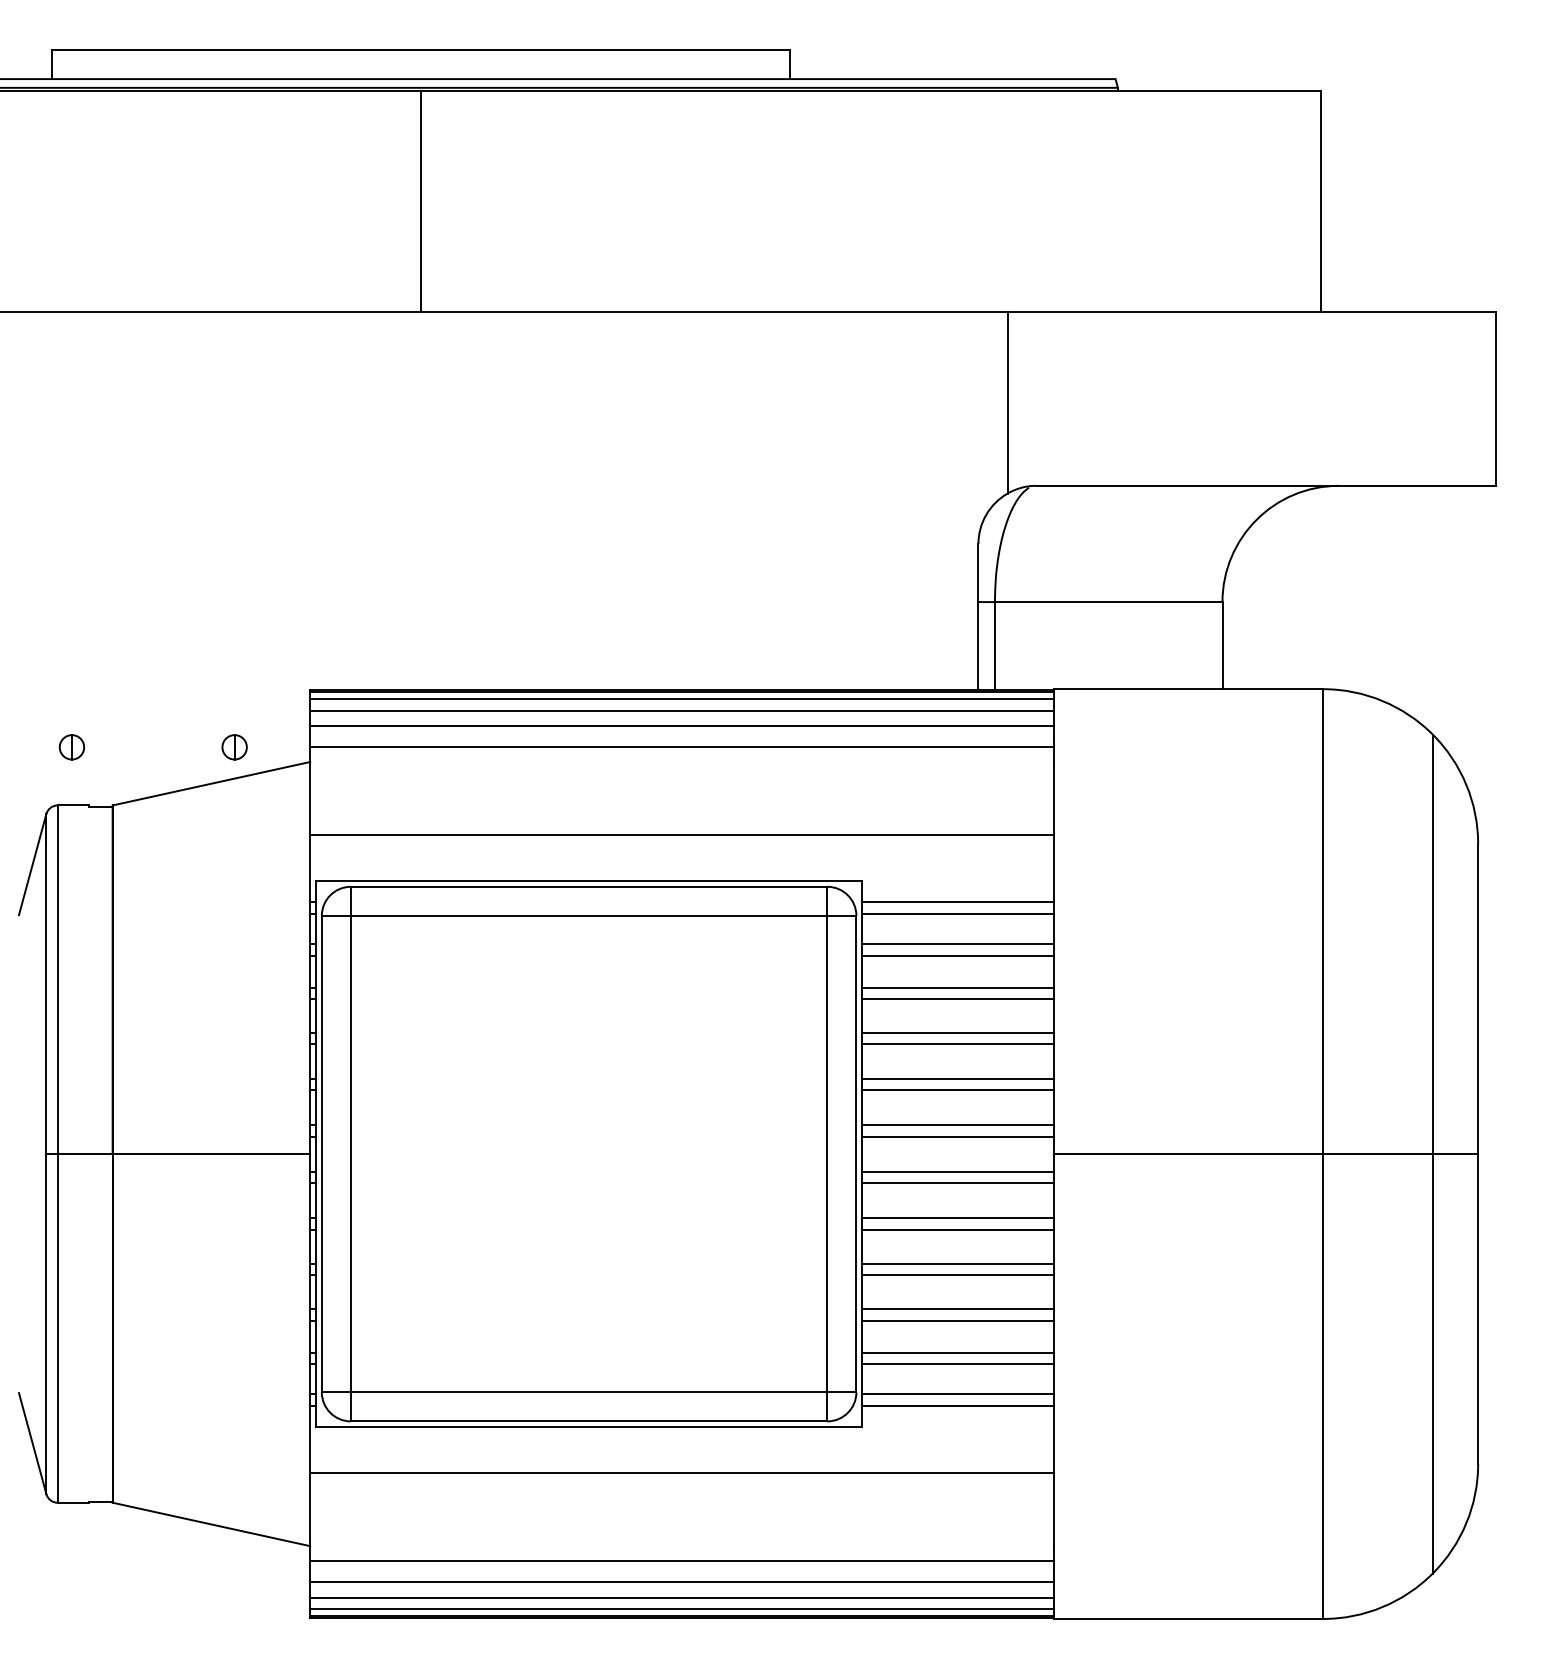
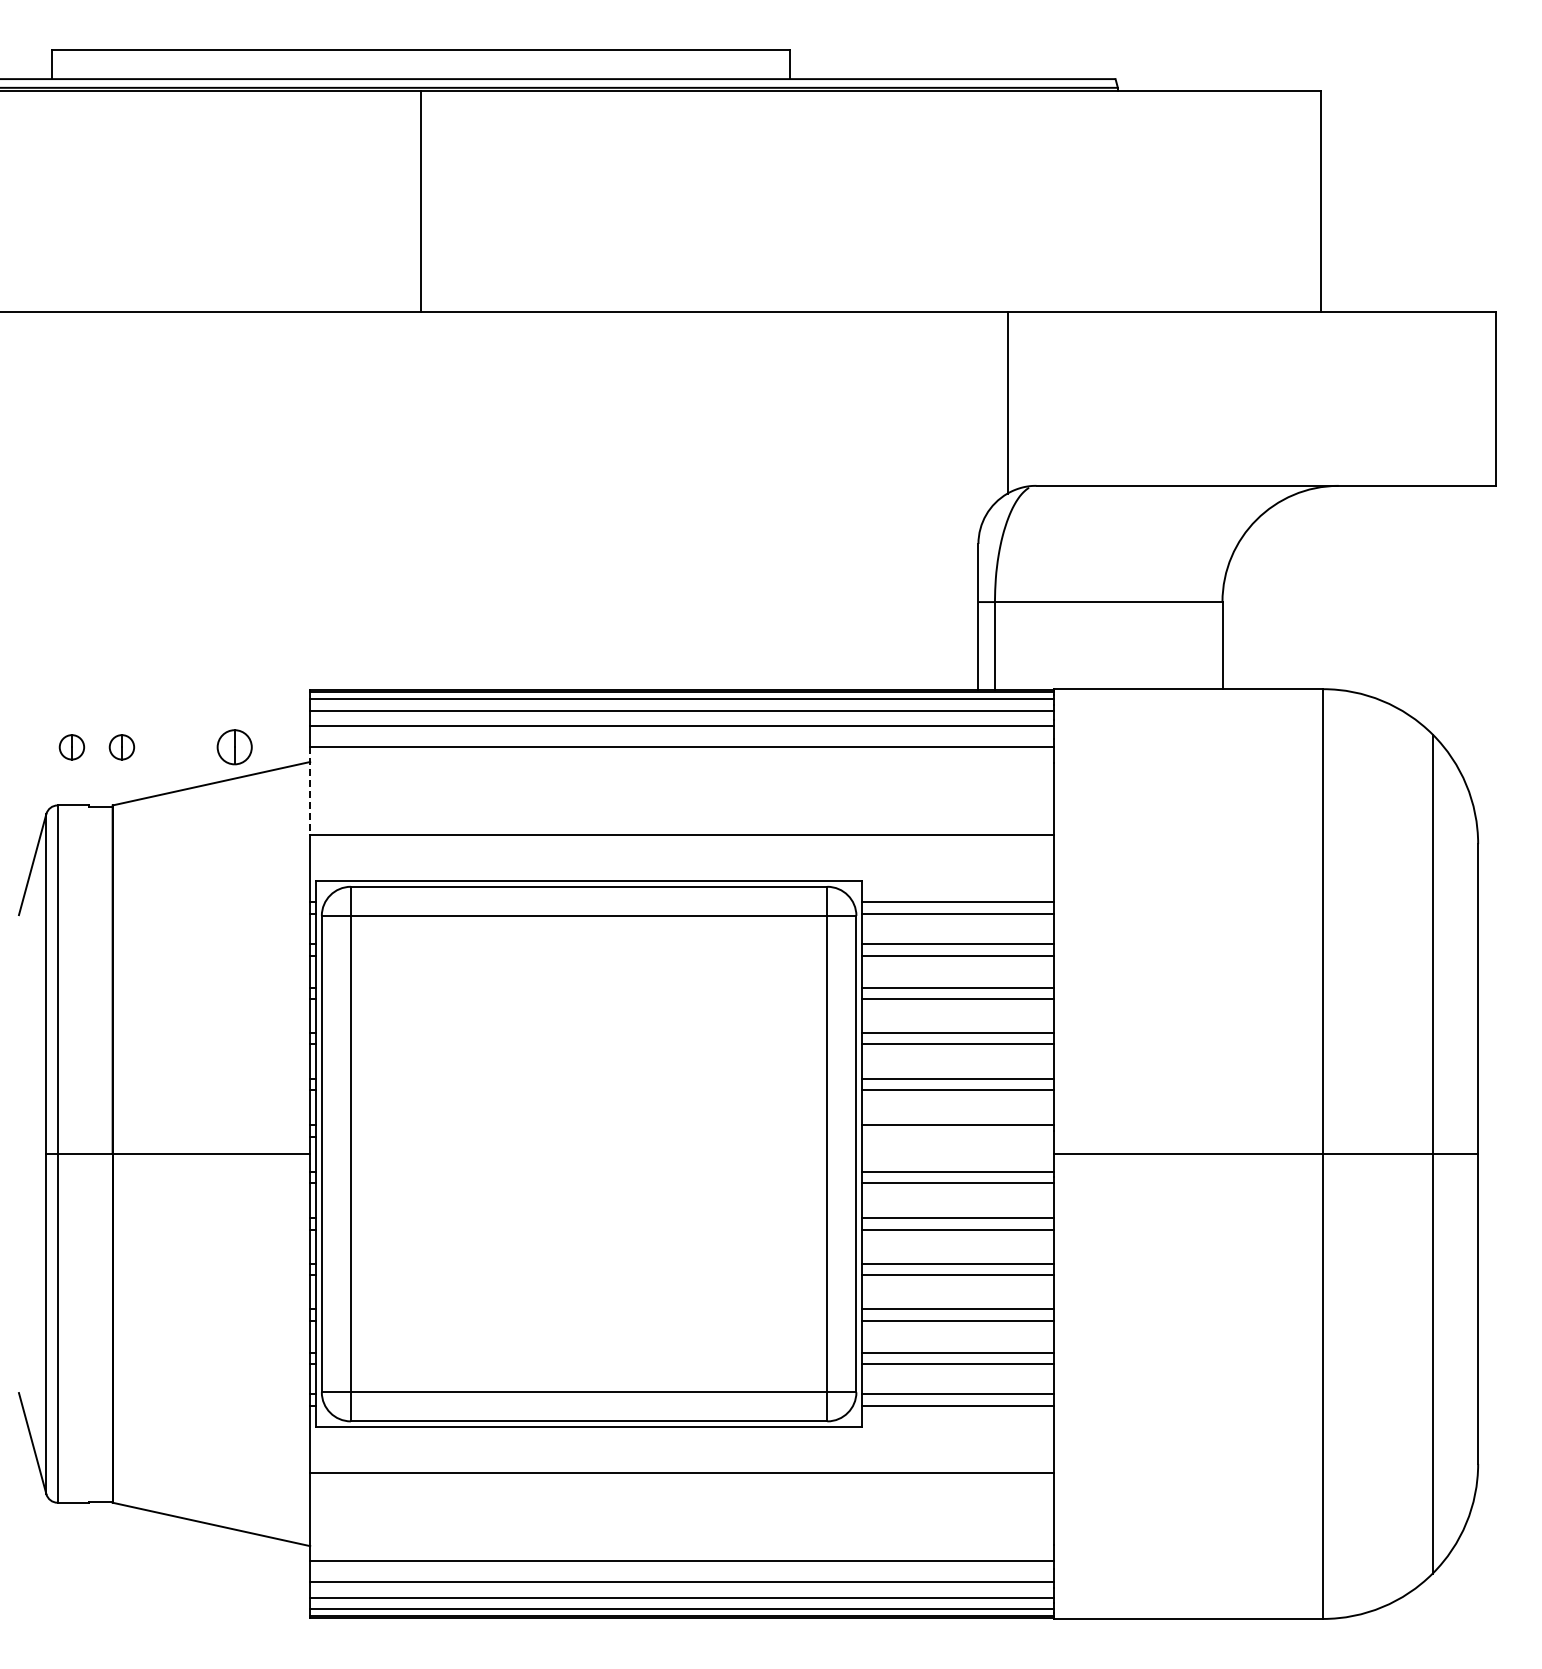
part: none -> present (121, 747)
part size: 27x27 px -> 37x37 px (234, 747)
line: solid -> dashed (310, 791)
line: present -> none (957, 1136)
